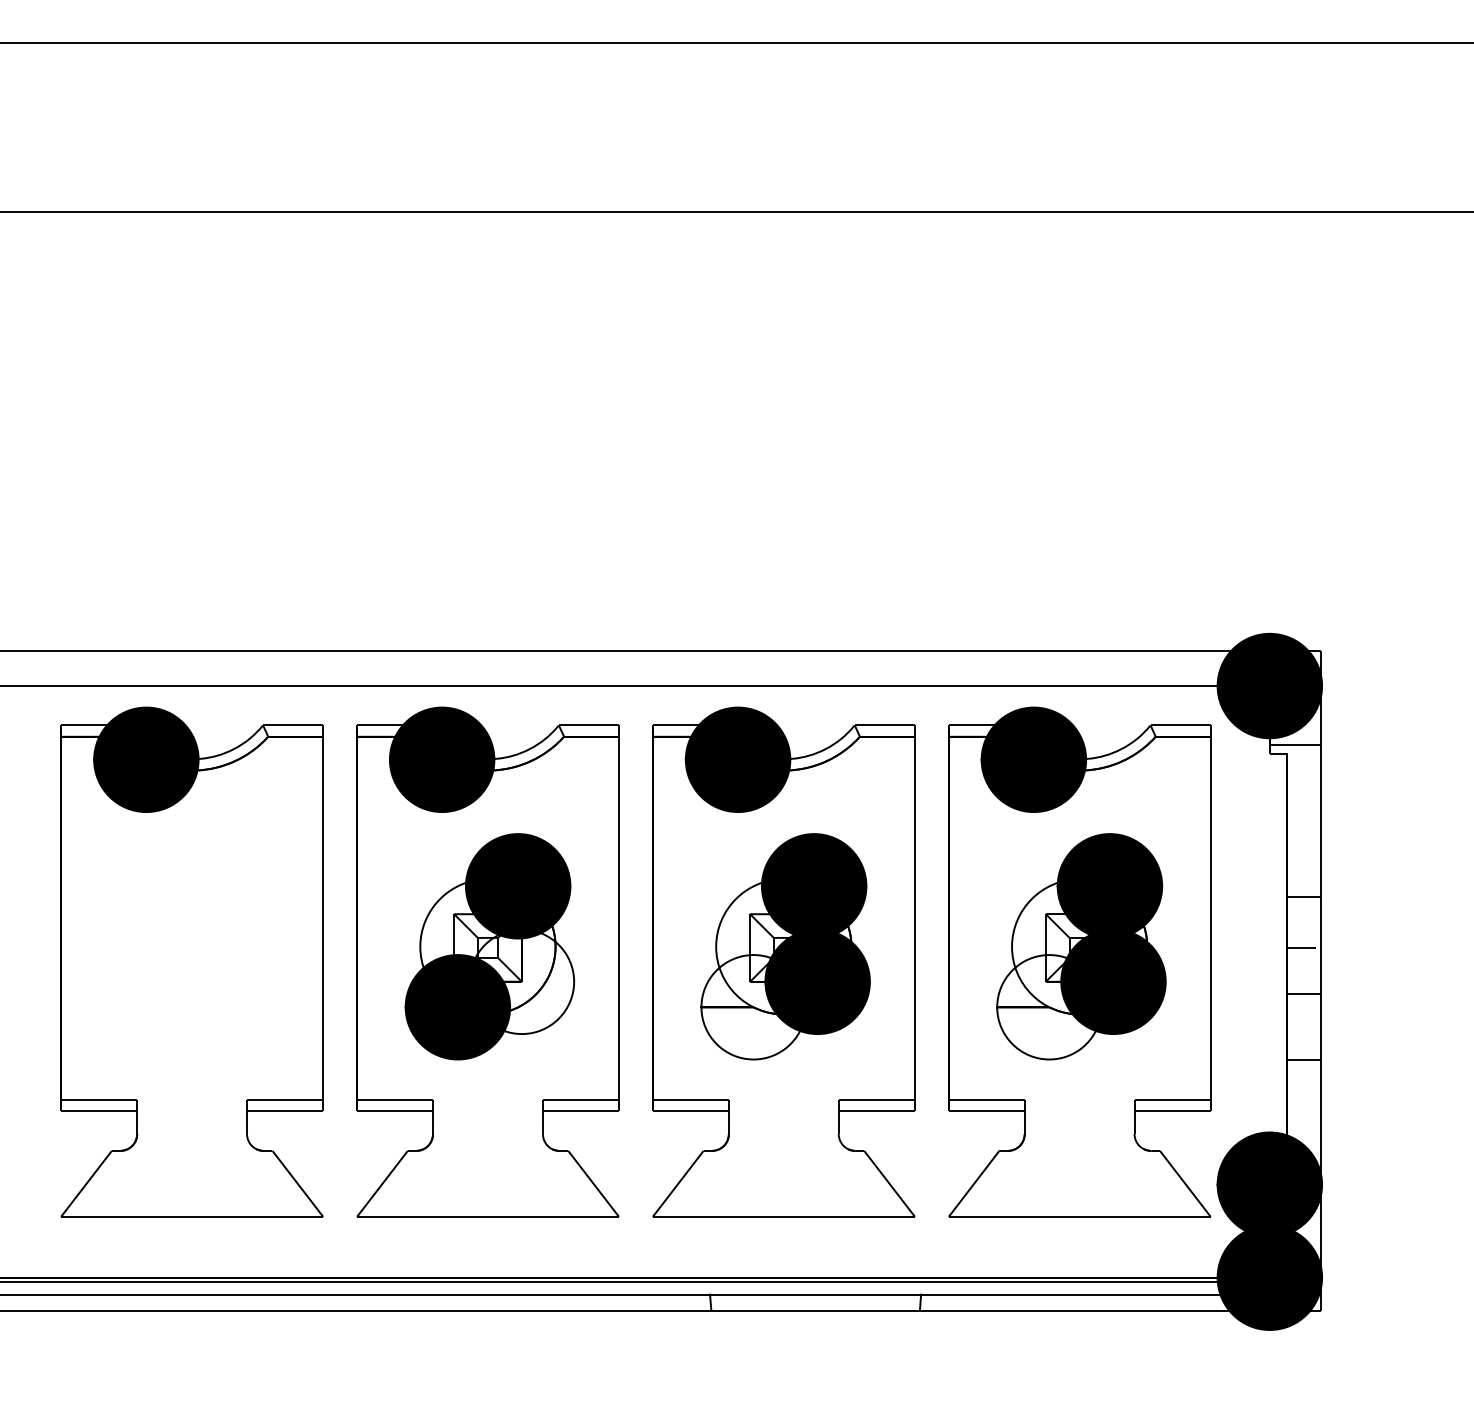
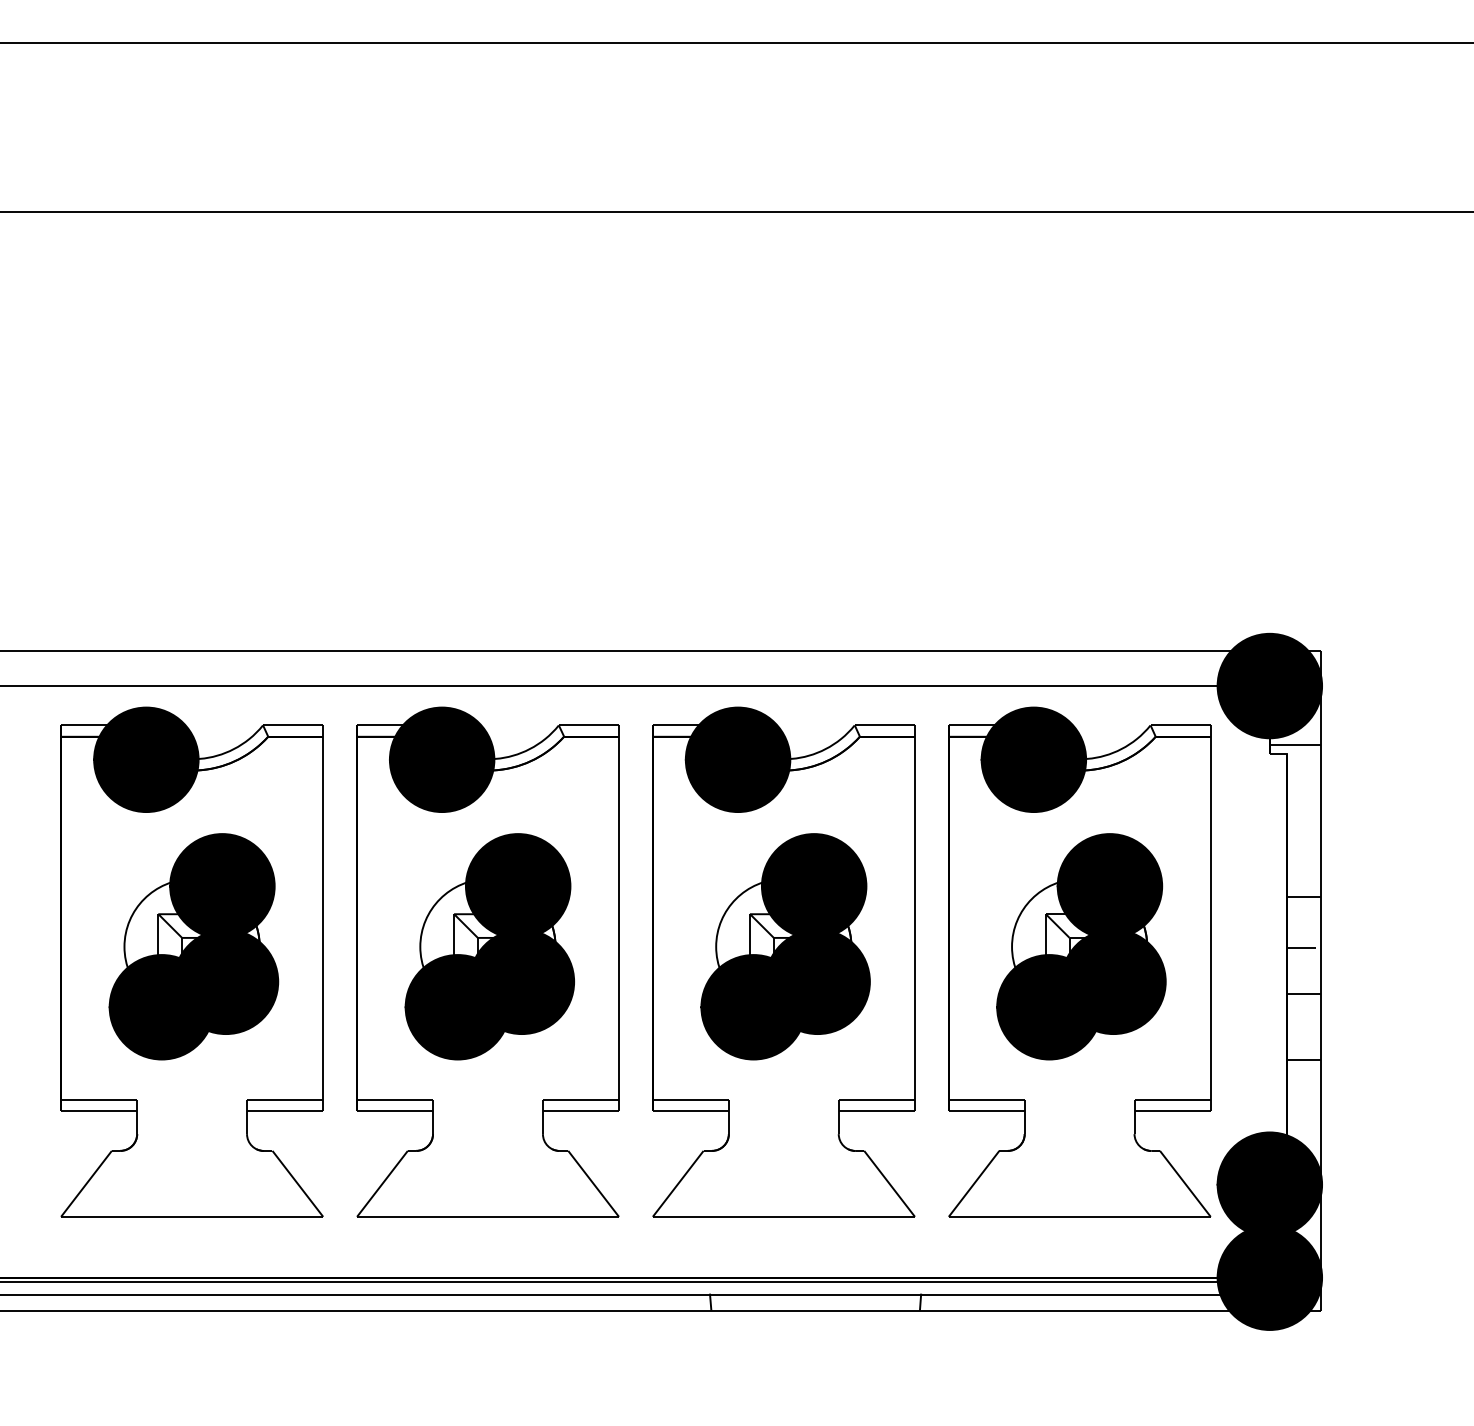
part: none -> present (193, 946)
fill: none -> present (521, 981)
fill: none -> present (753, 1007)
fill: none -> present (1049, 1007)
